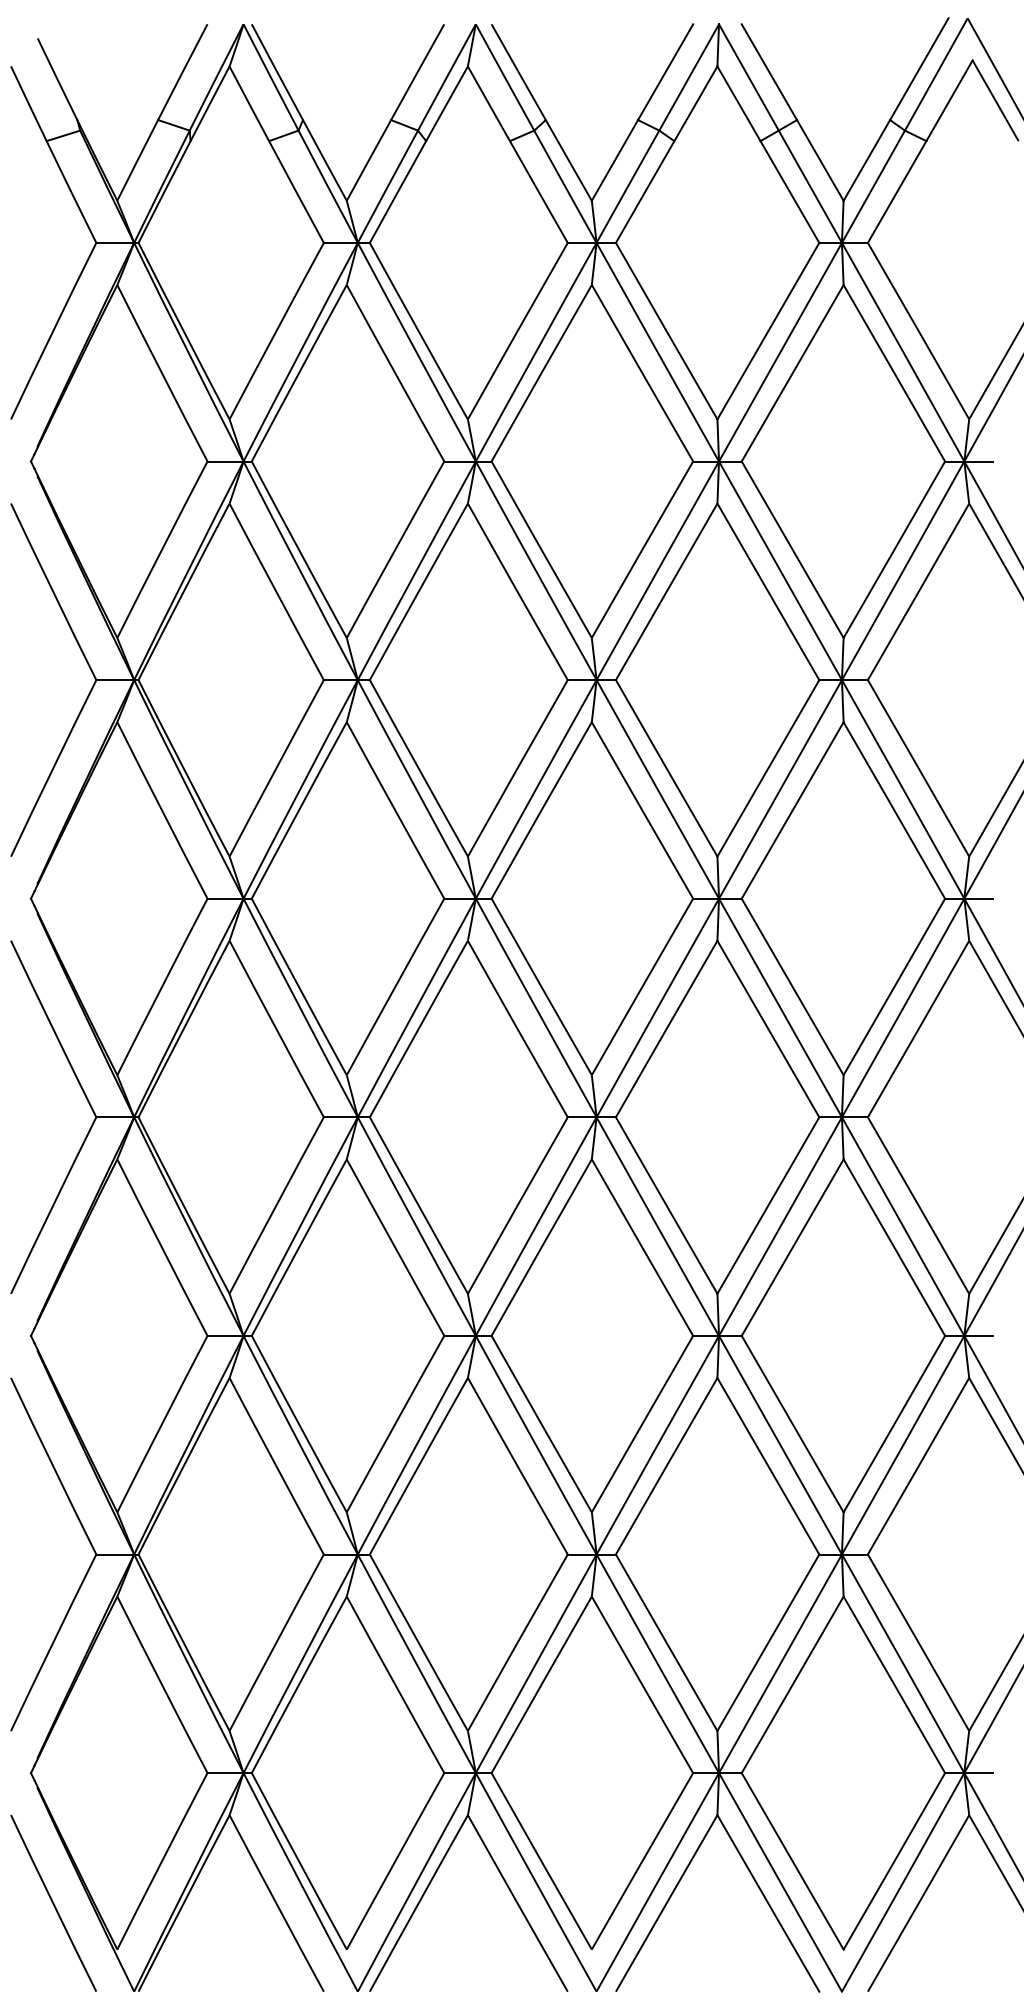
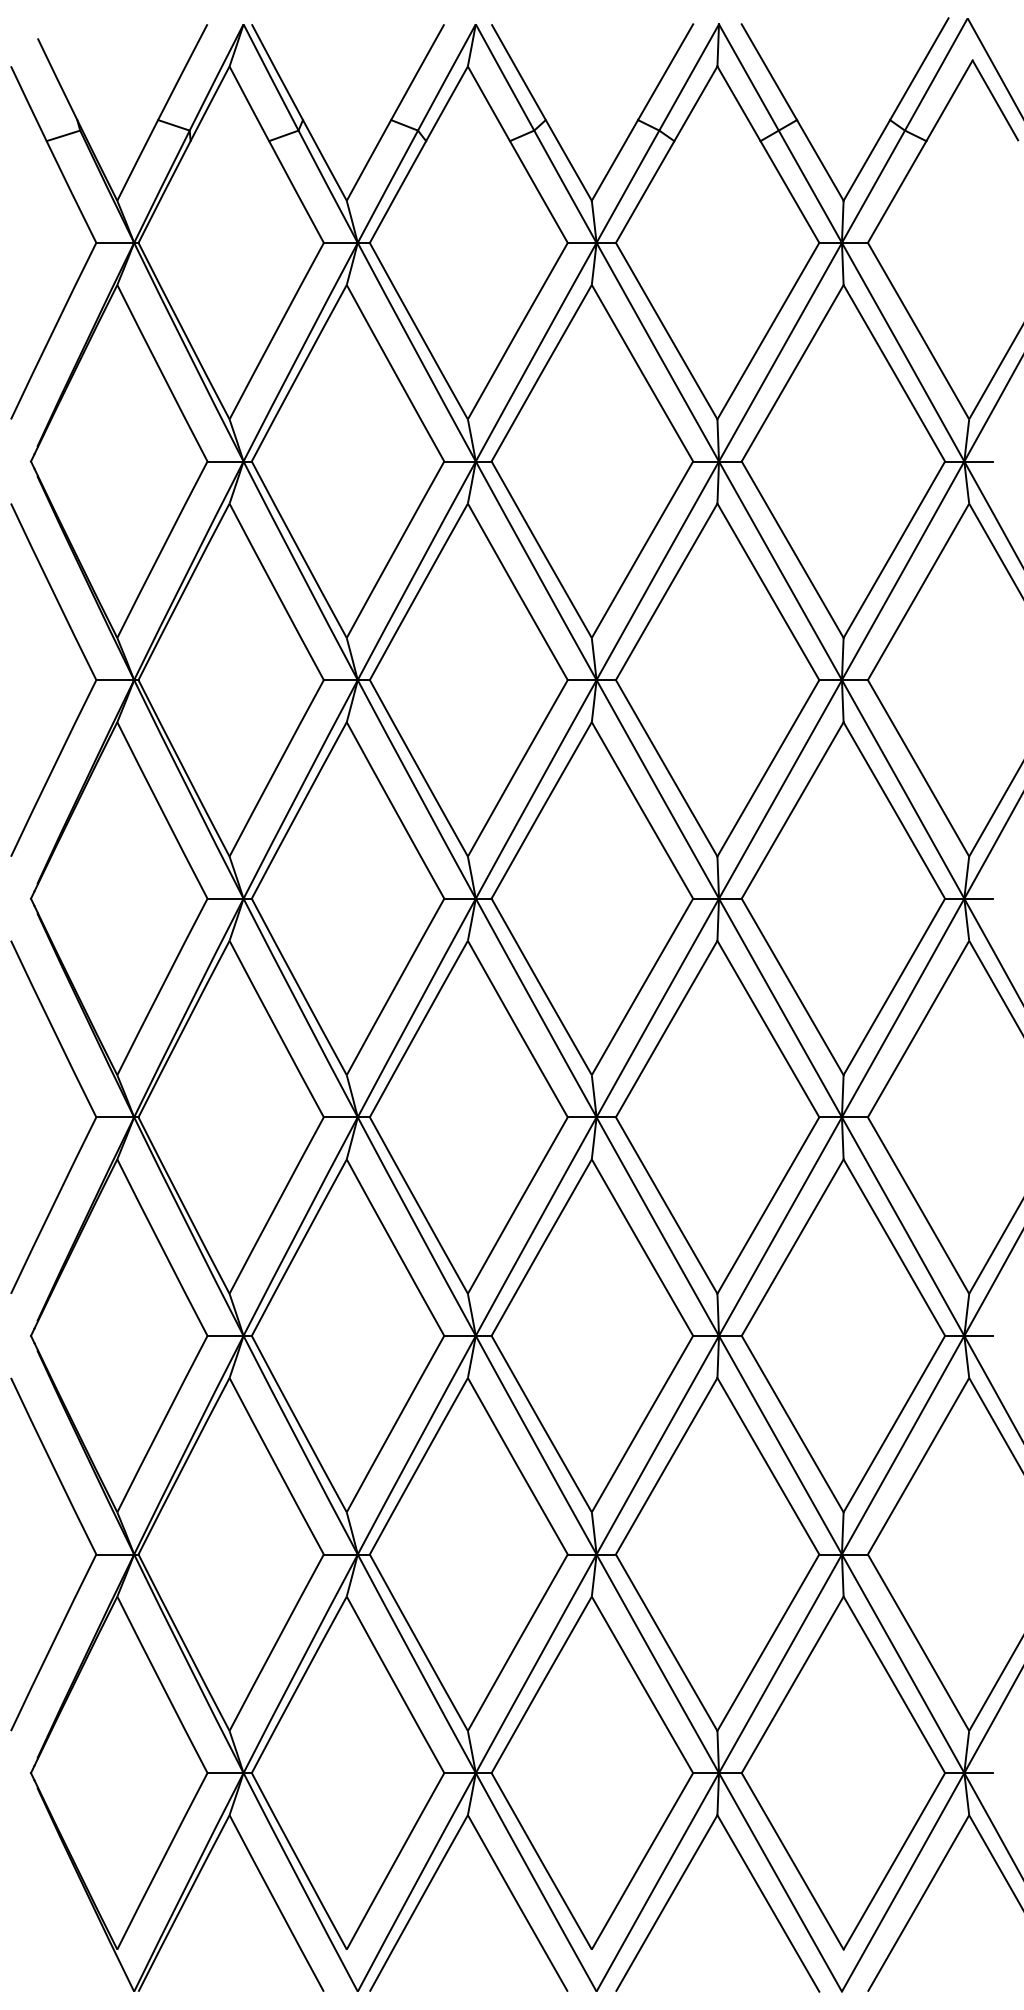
line: present -> none (53, 1902)
